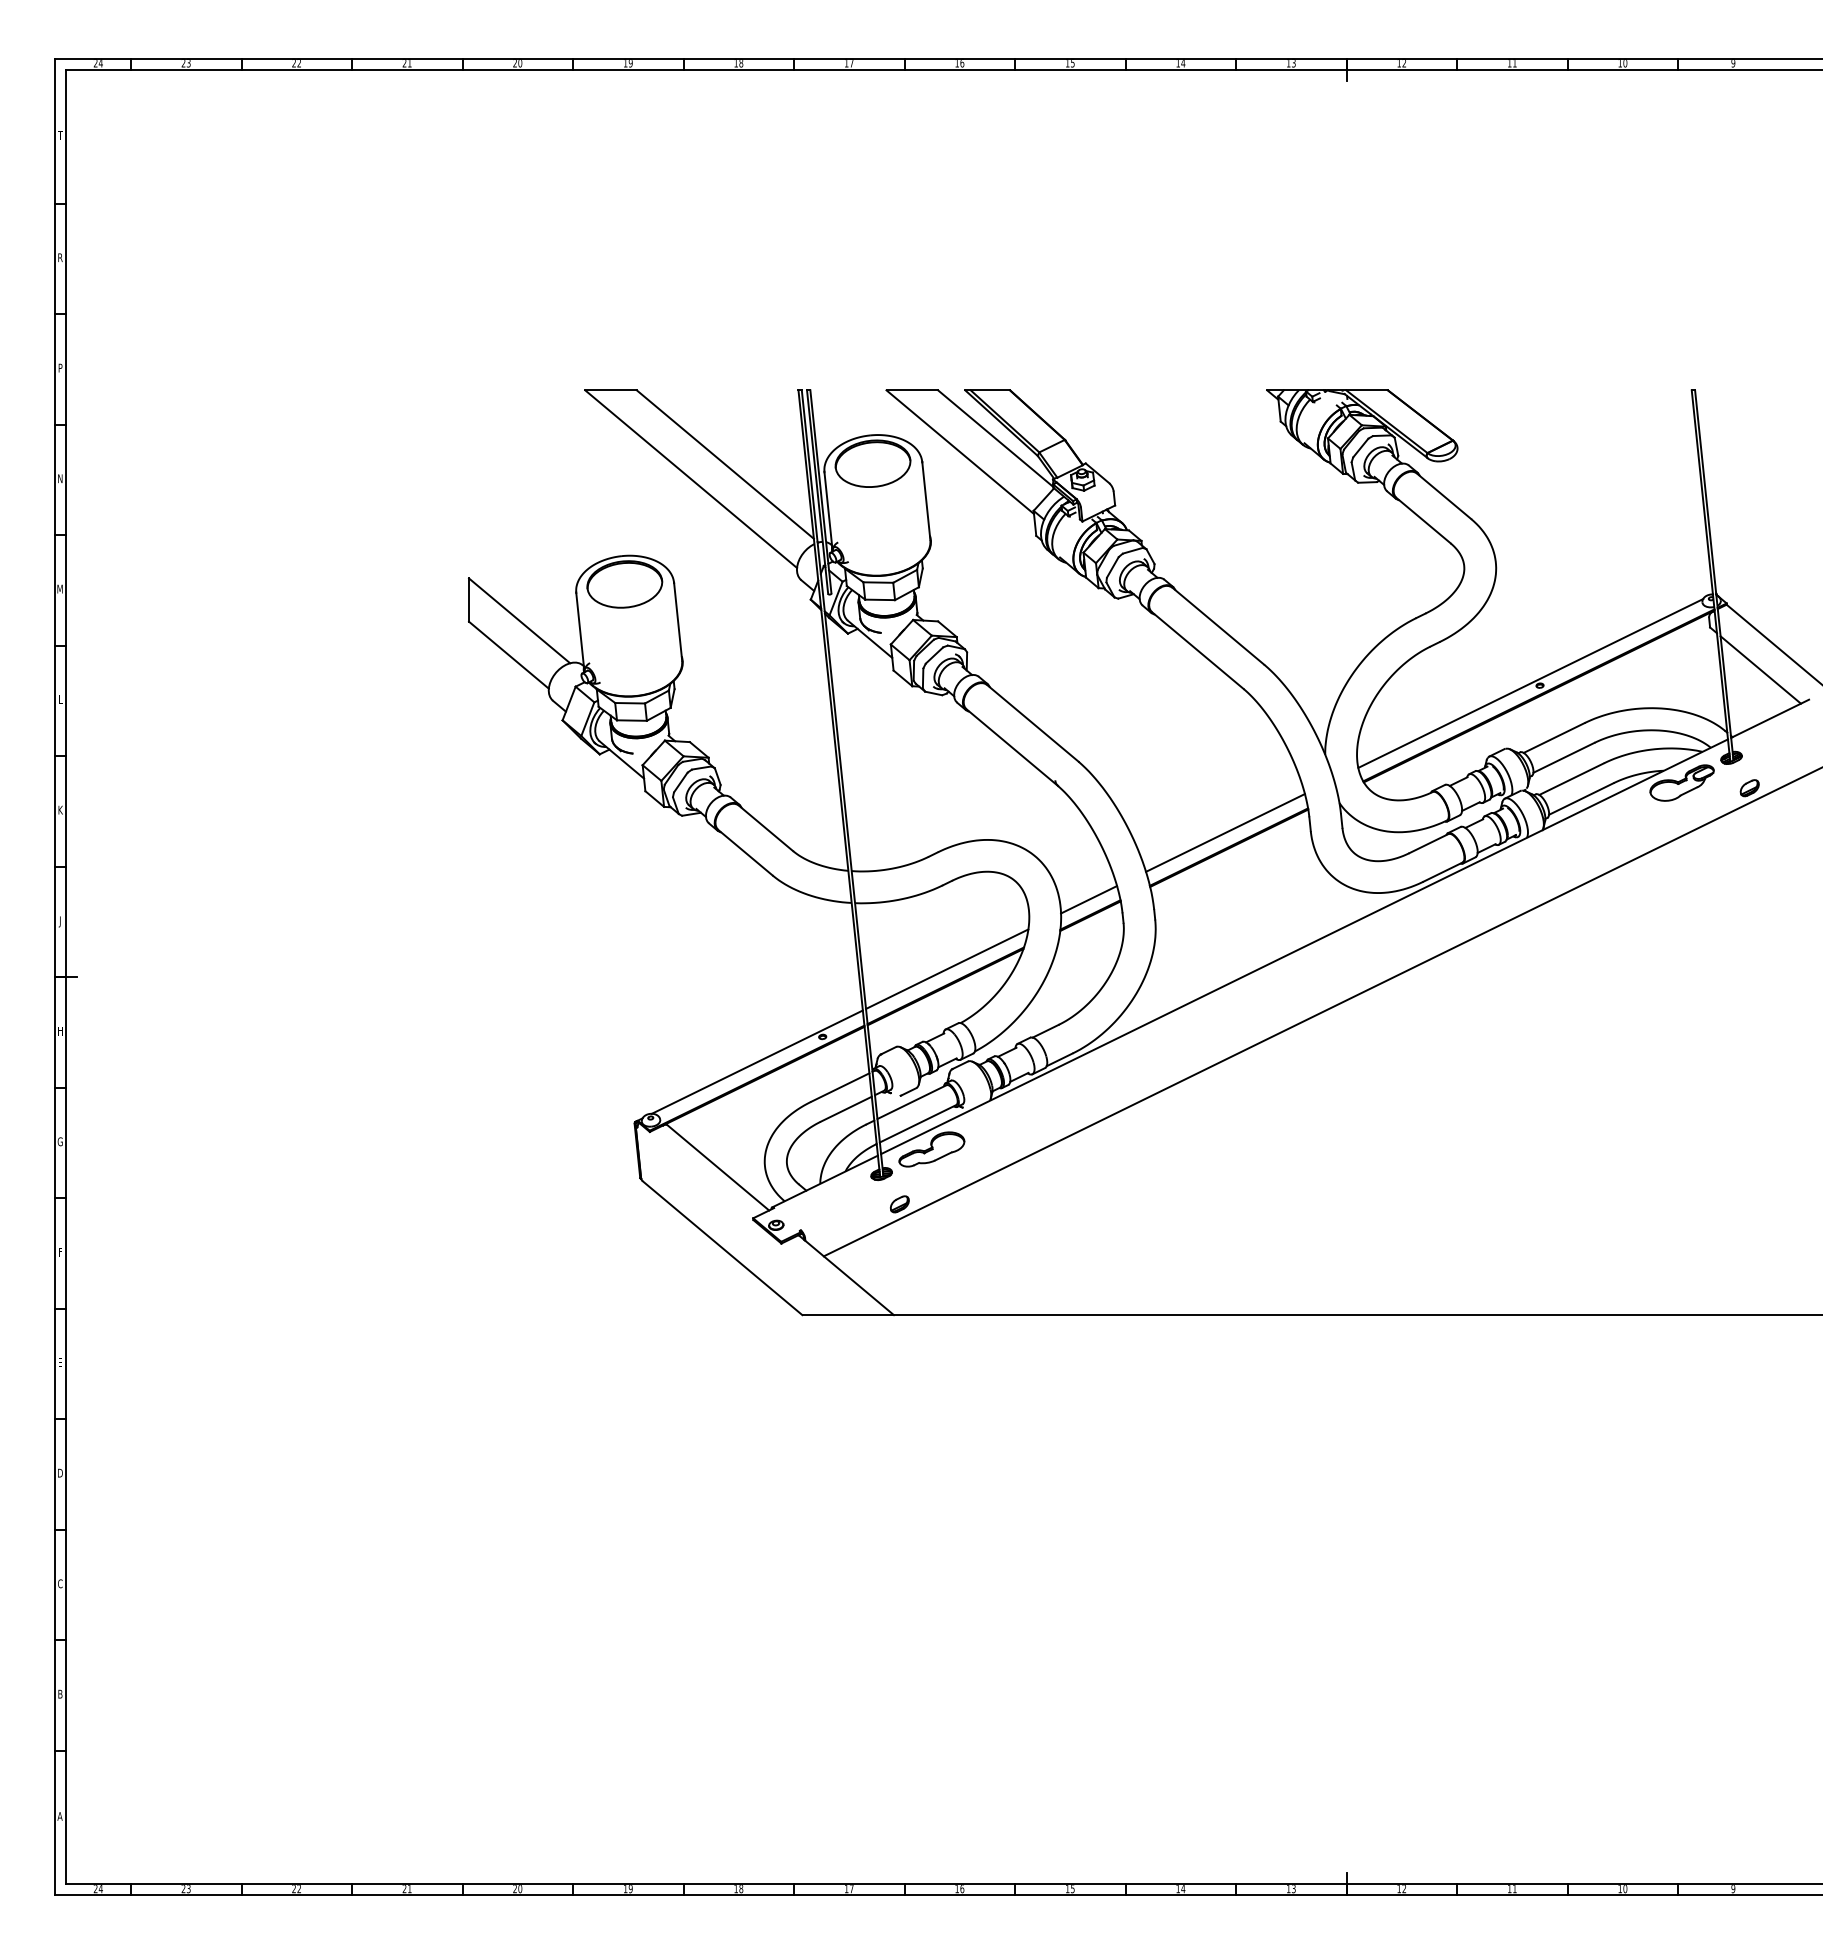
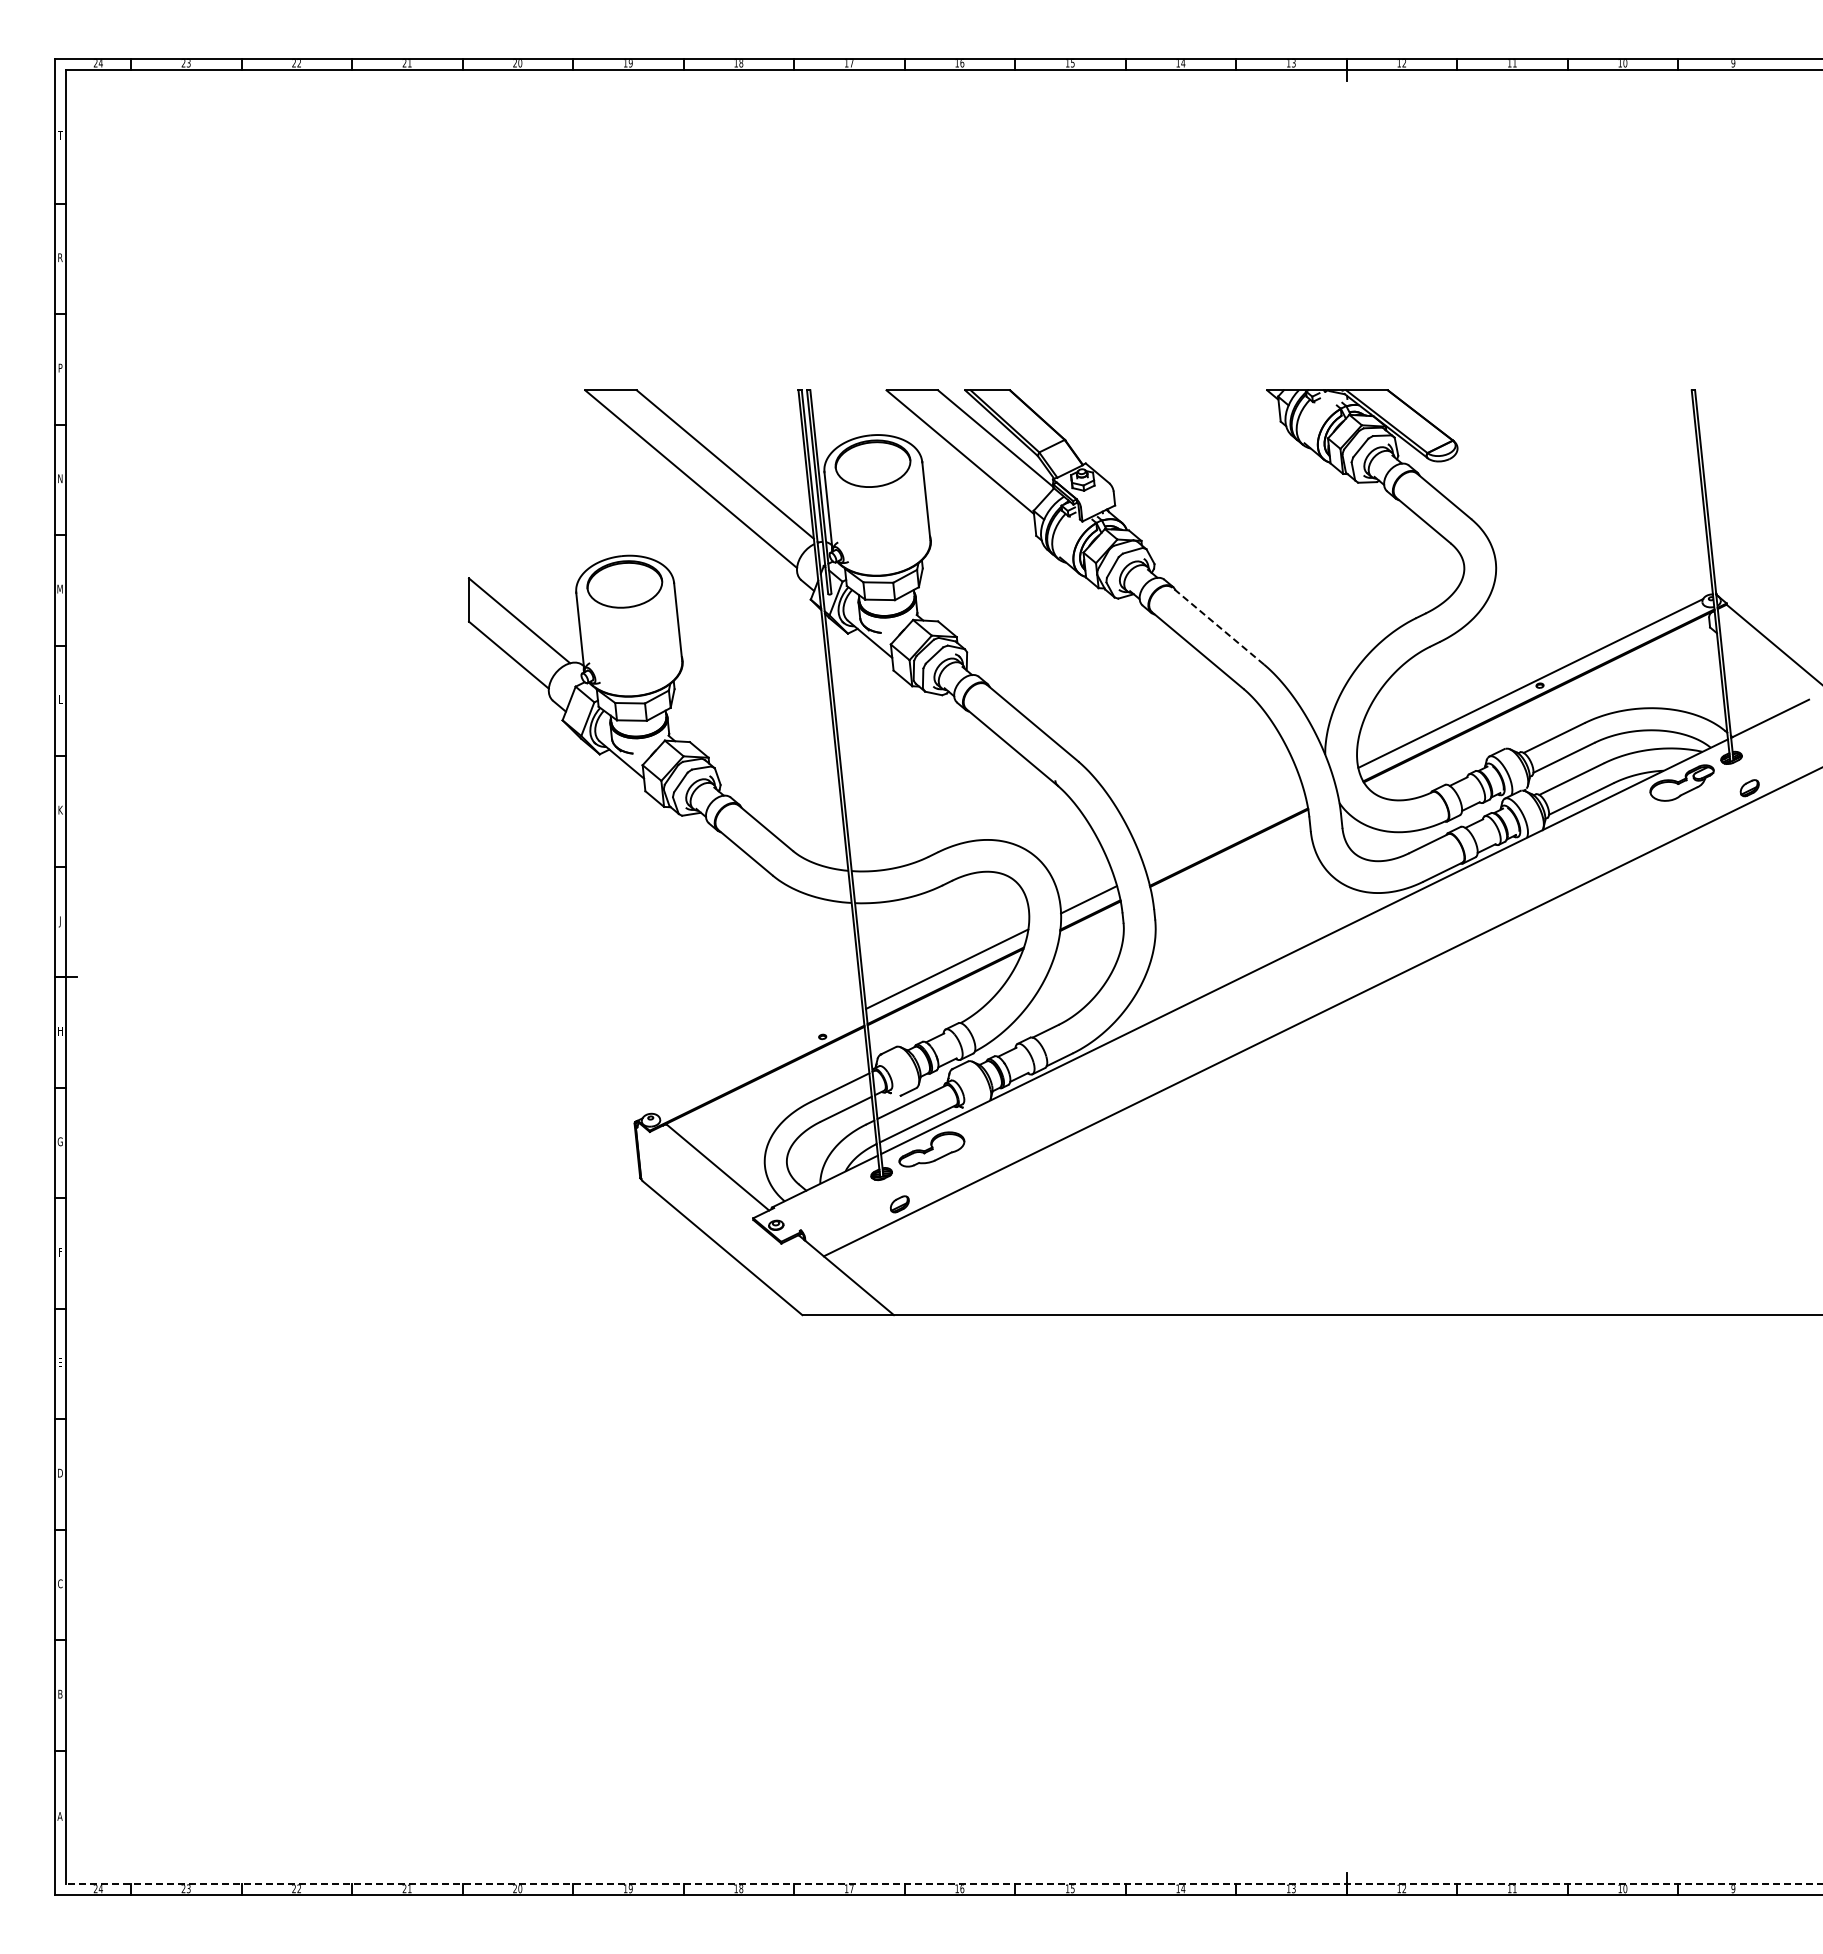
line: solid -> dashed (1218, 626)
line: present -> none (1760, 669)
line: present -> none (1225, 832)
line: present -> none (756, 1061)
line: solid -> dashed (943, 1884)
